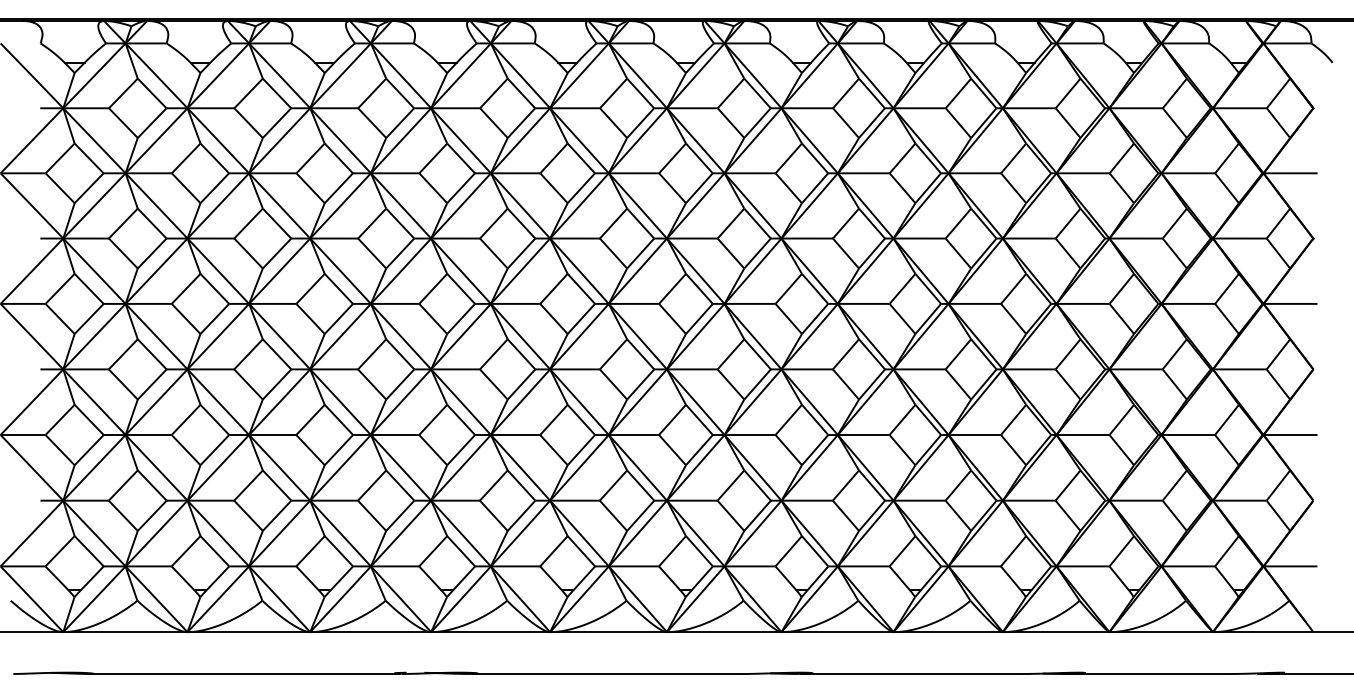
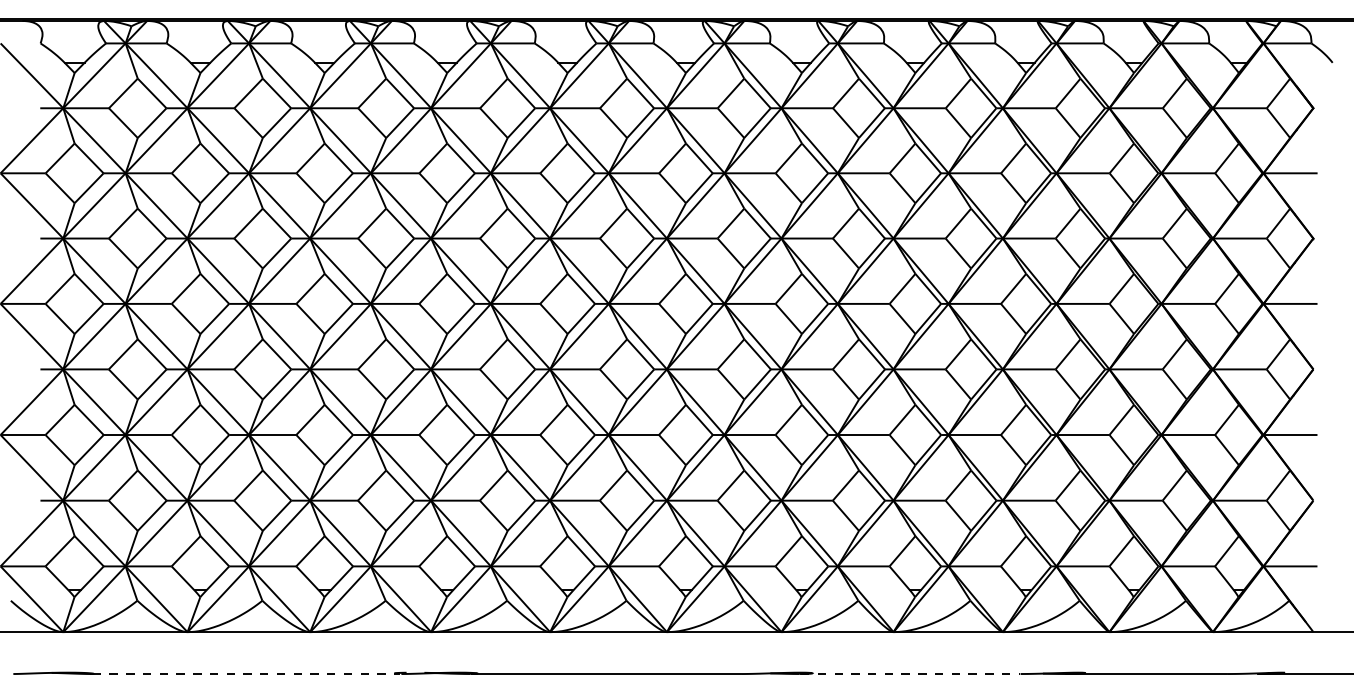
line: solid -> dashed (246, 674)
line: solid -> dashed (910, 674)
